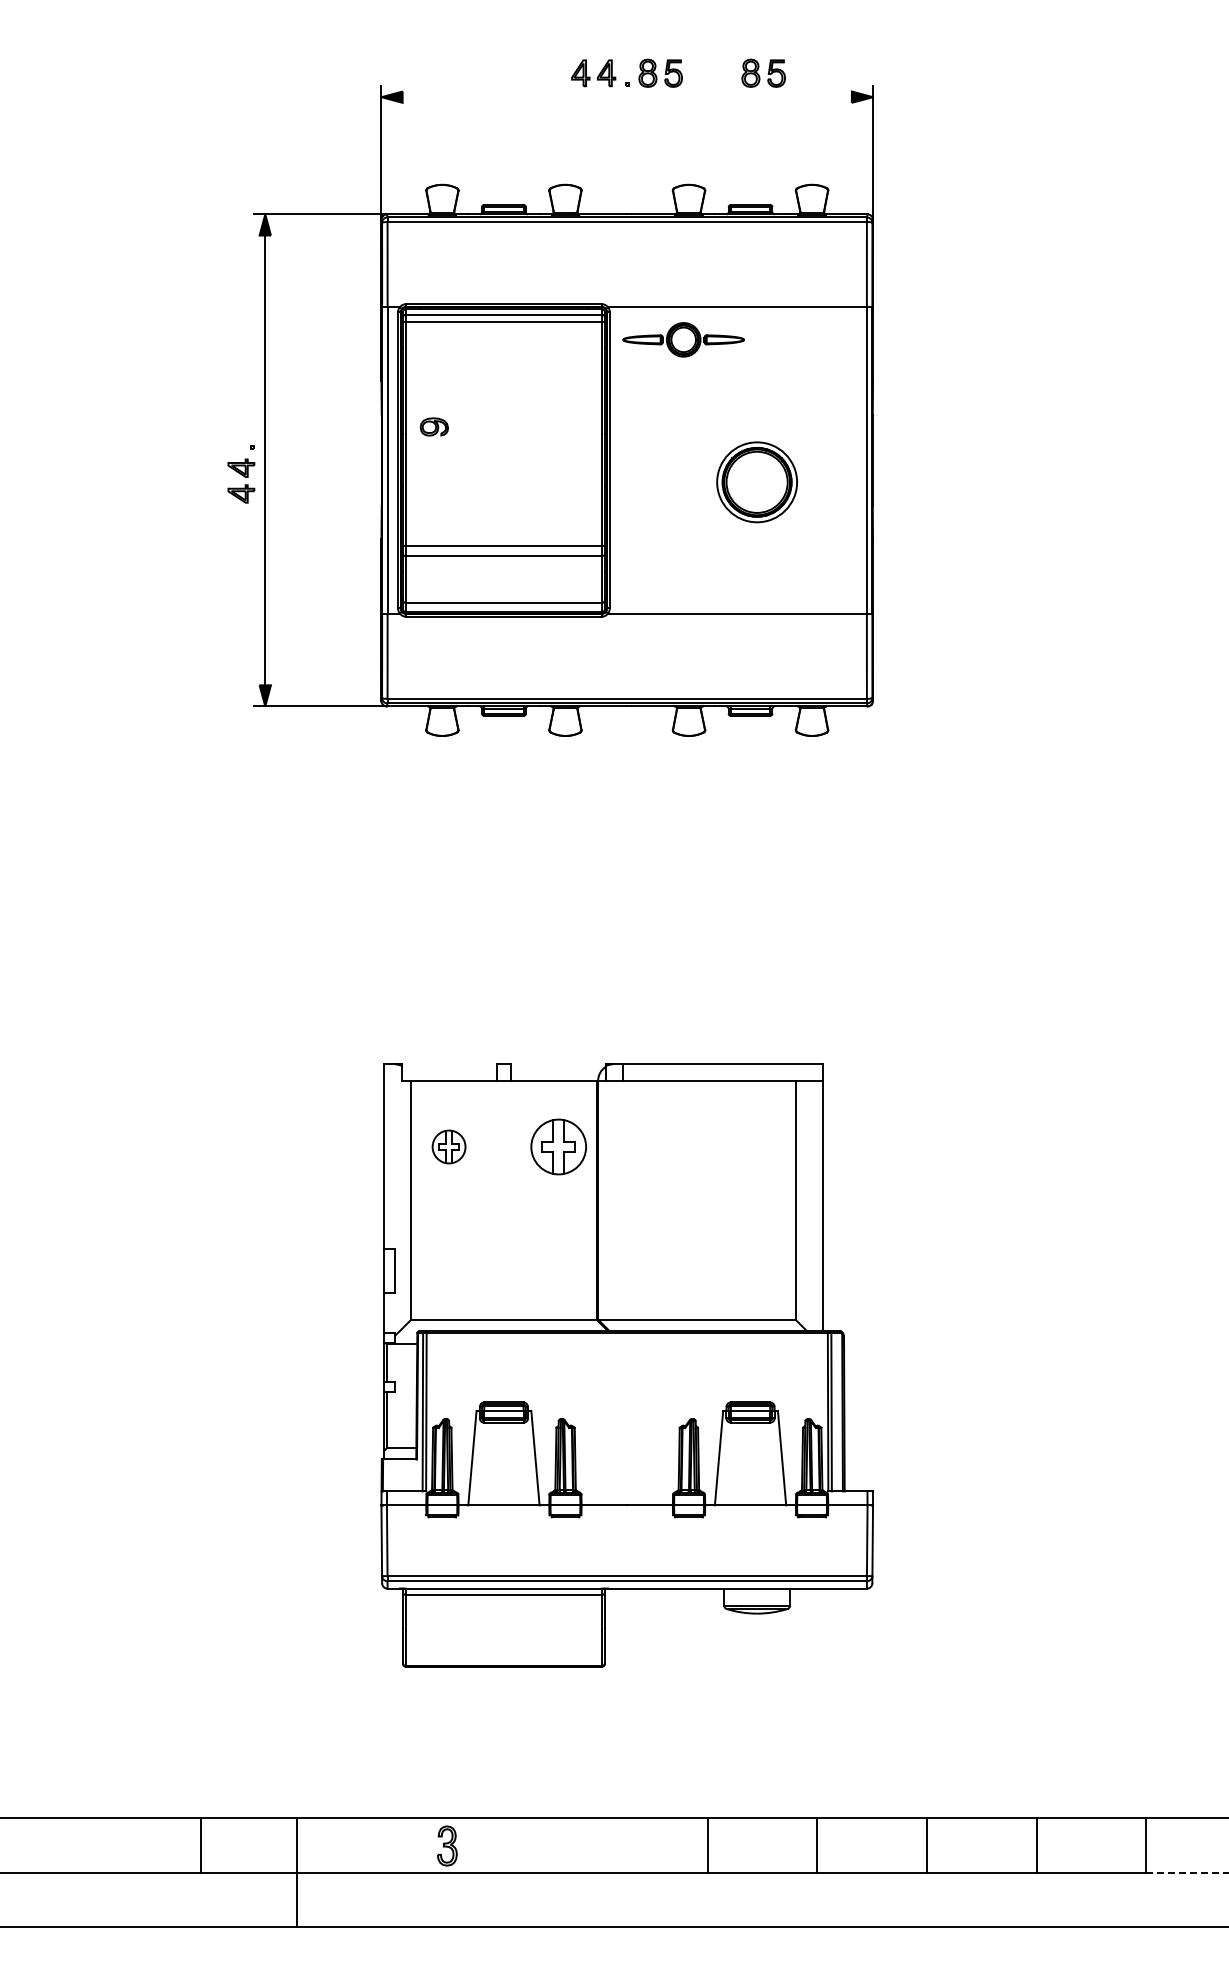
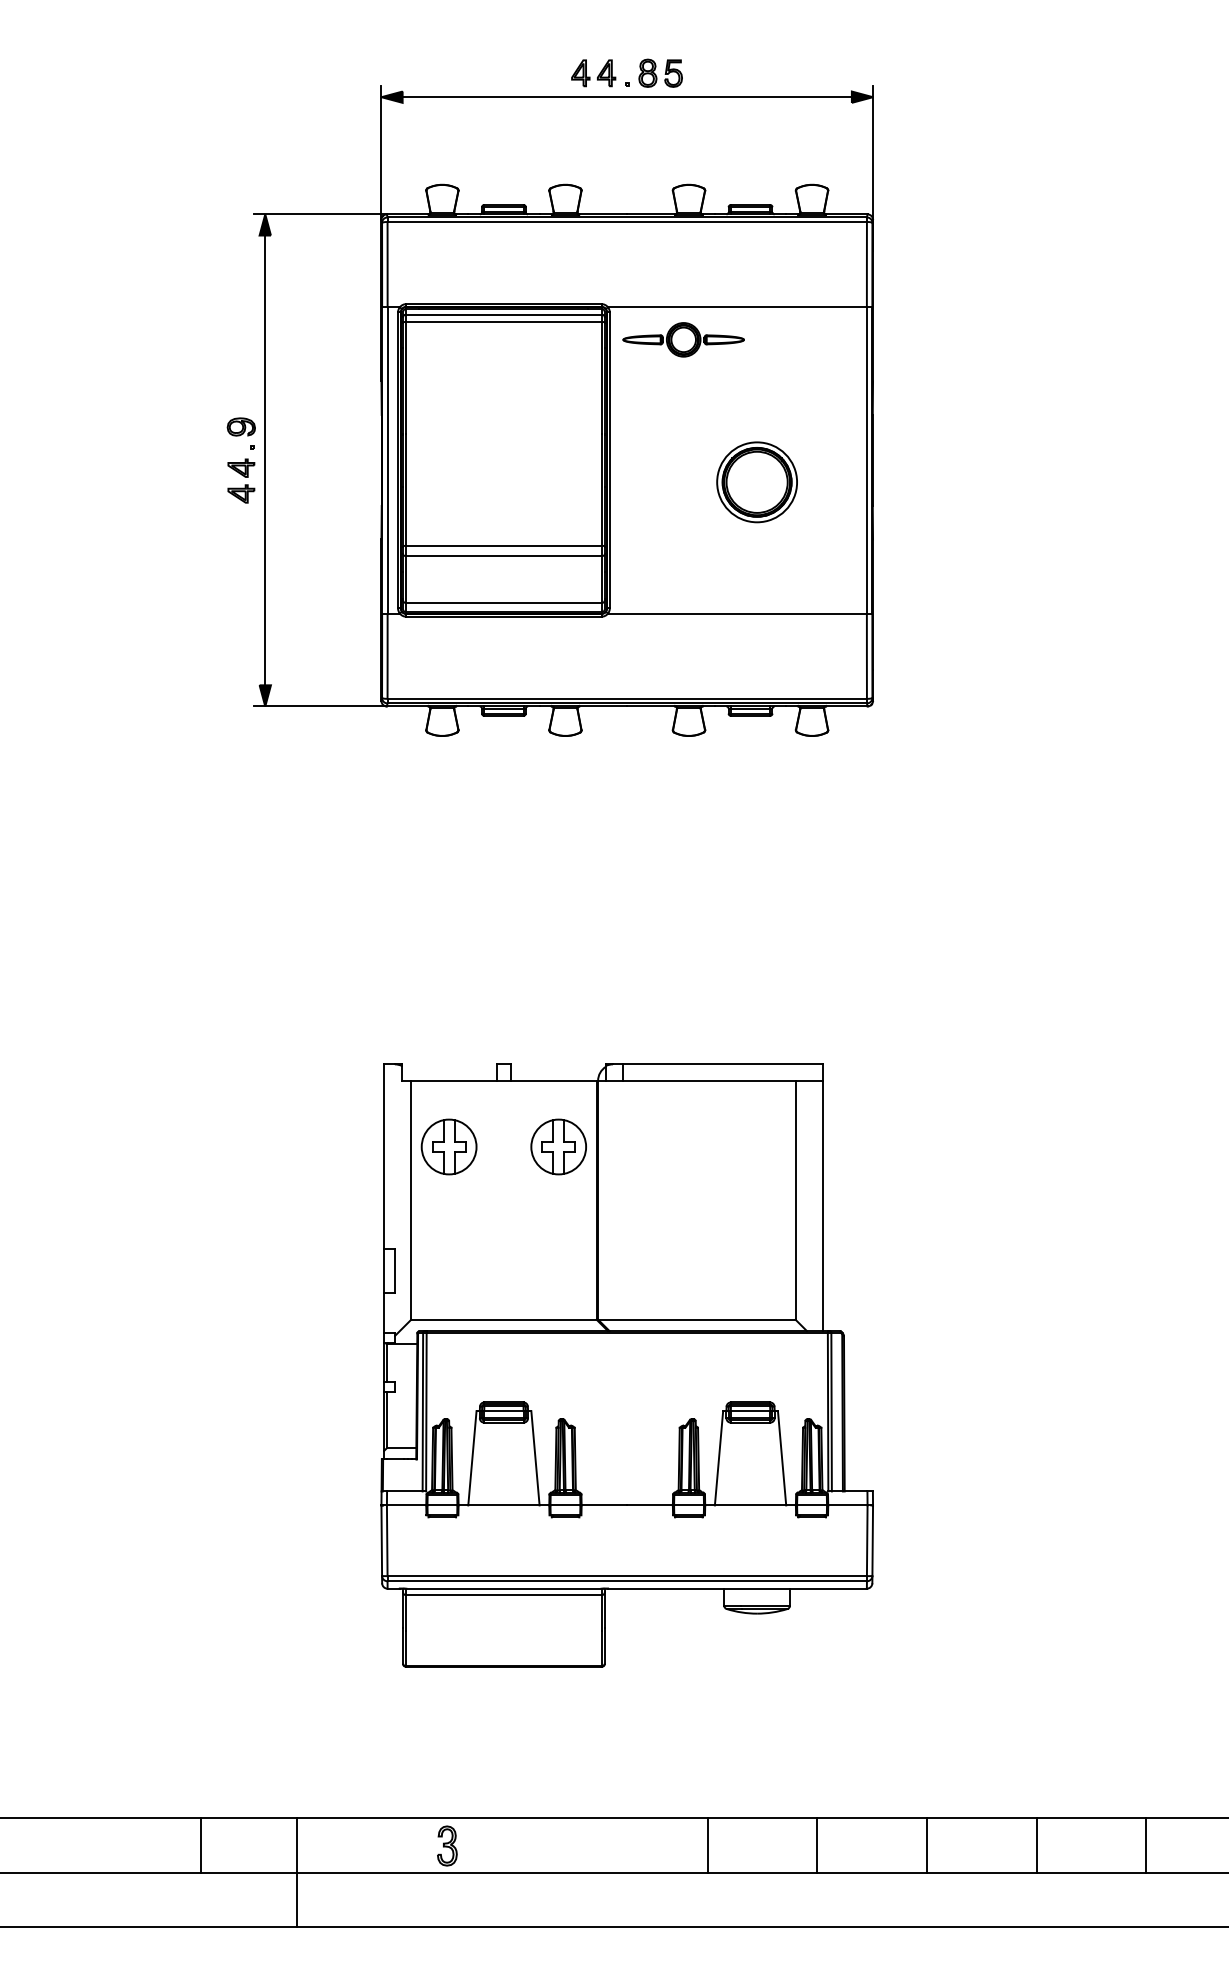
part: present -> none (763, 72)
line: none -> present (626, 97)
part position: (433, 426) -> (240, 426) (240, 426)
part size: 36x36 px -> 58x58 px (448, 1146)
line: dashed -> solid (1188, 1872)
